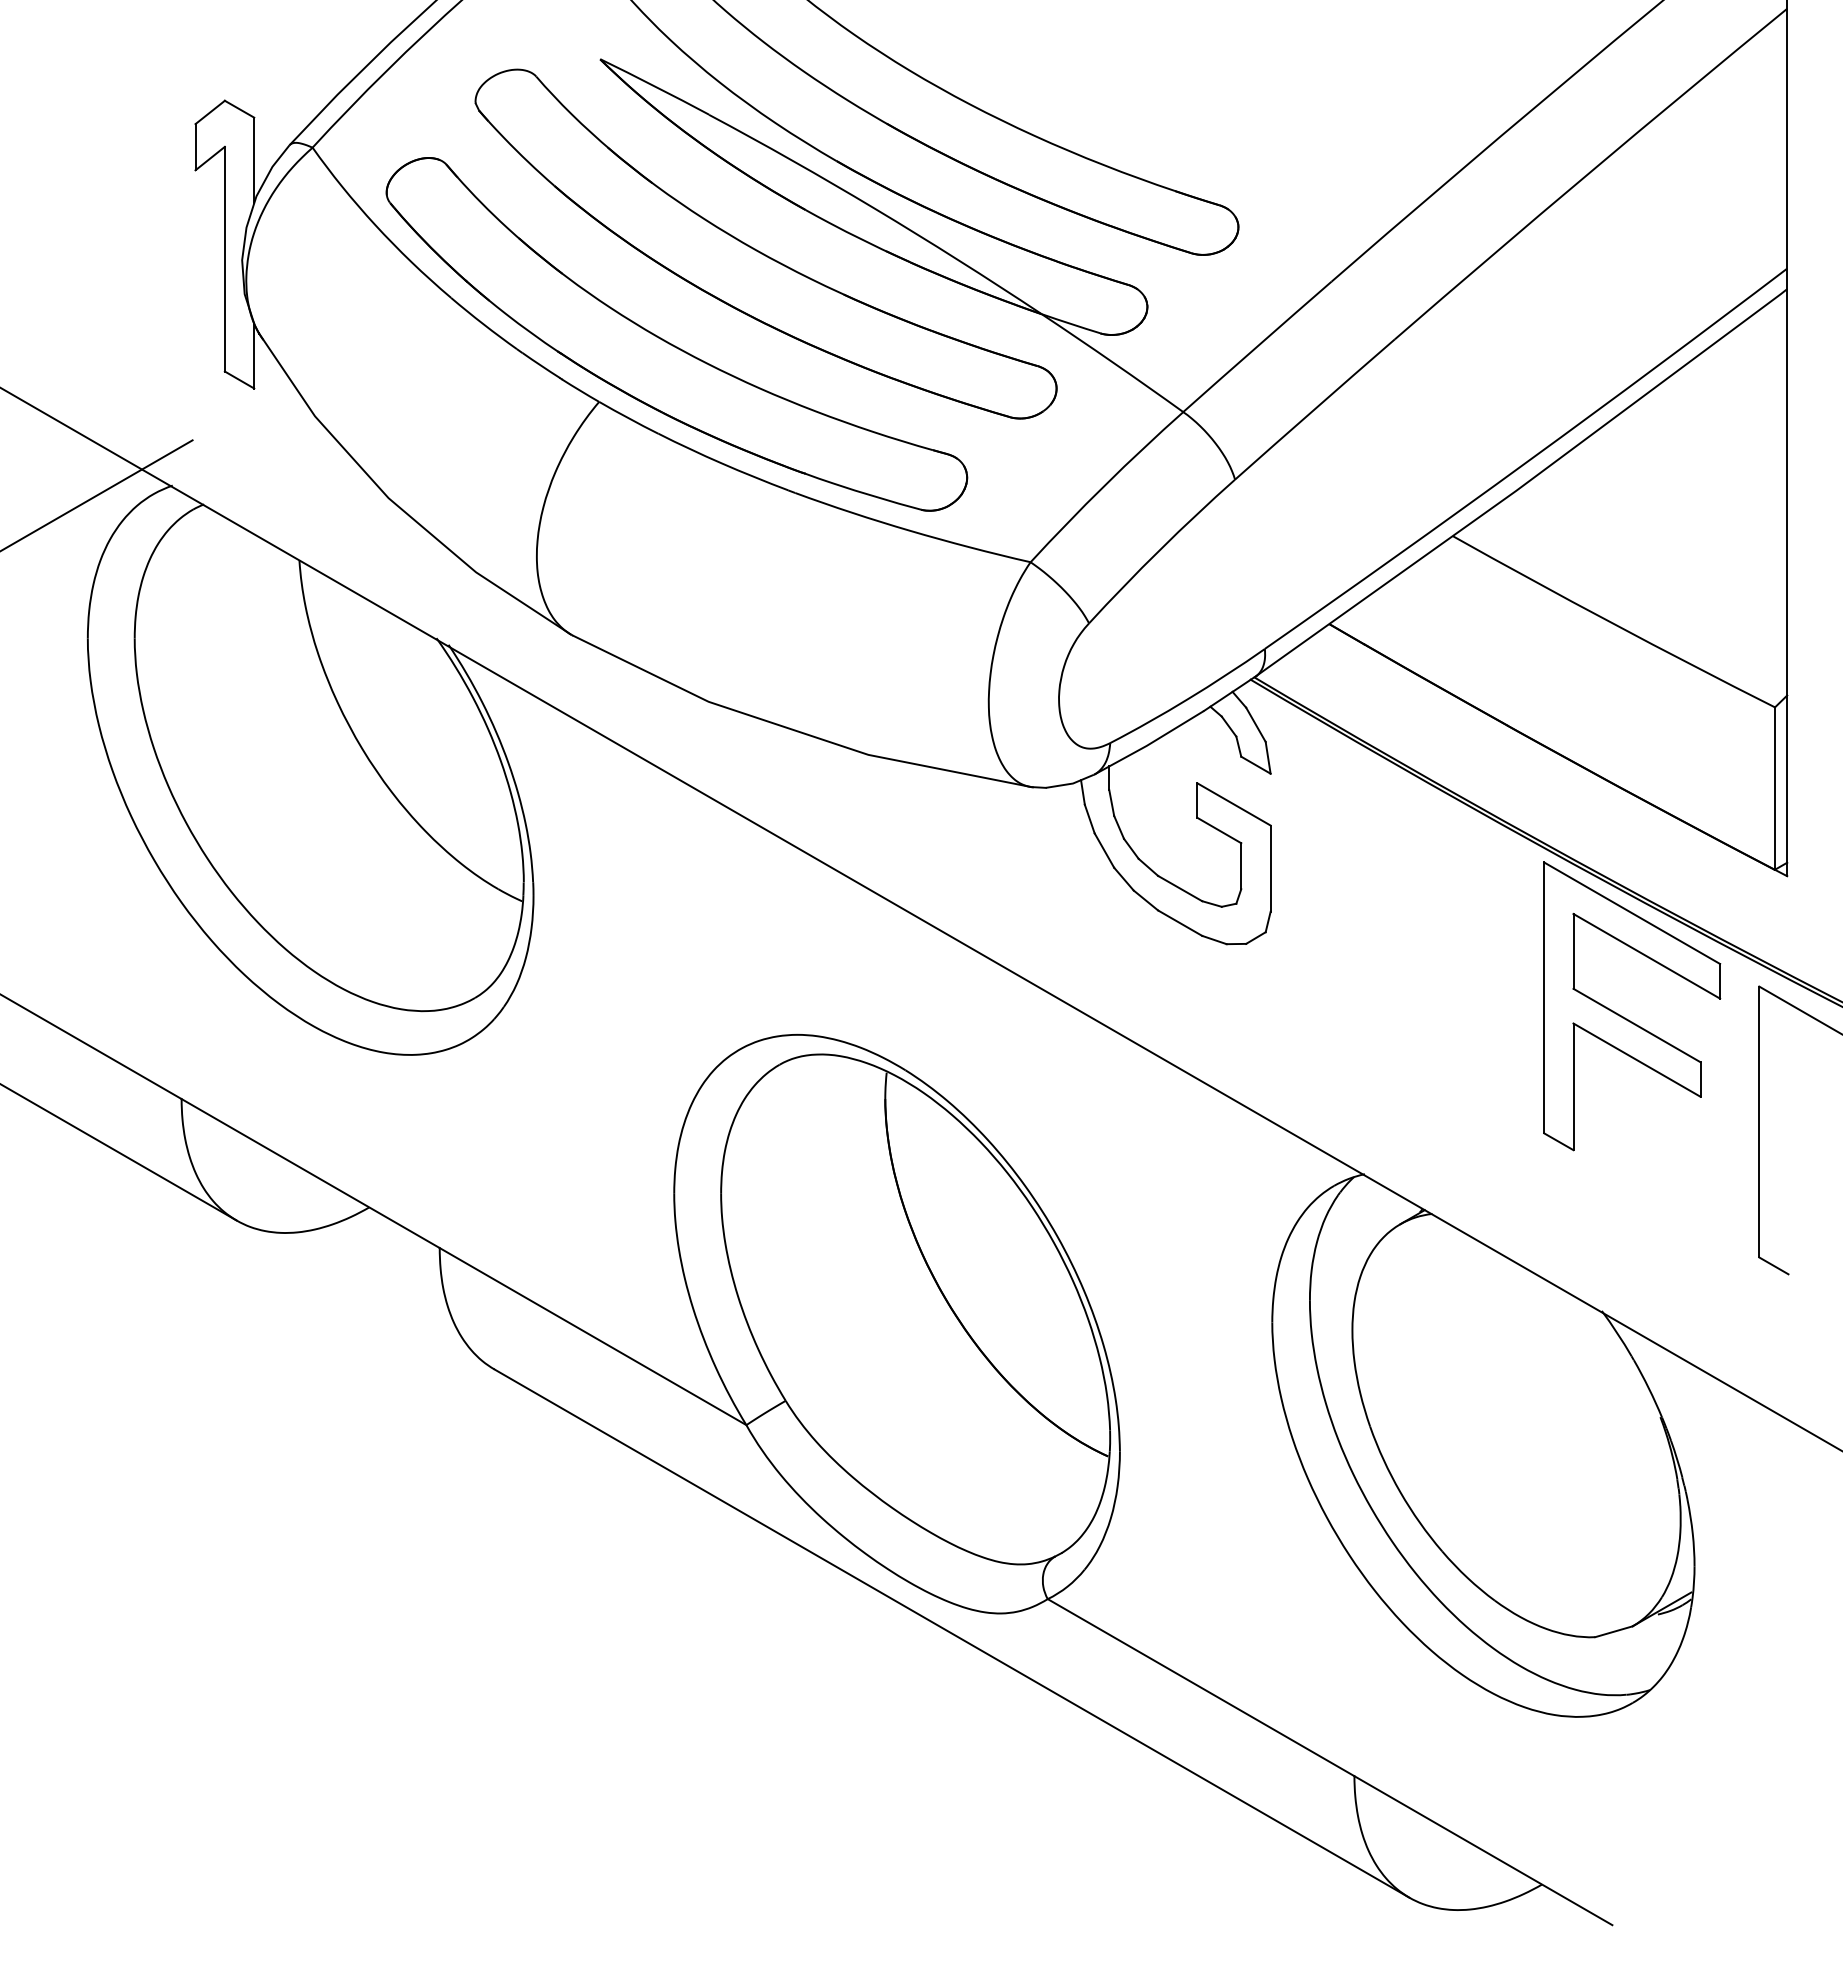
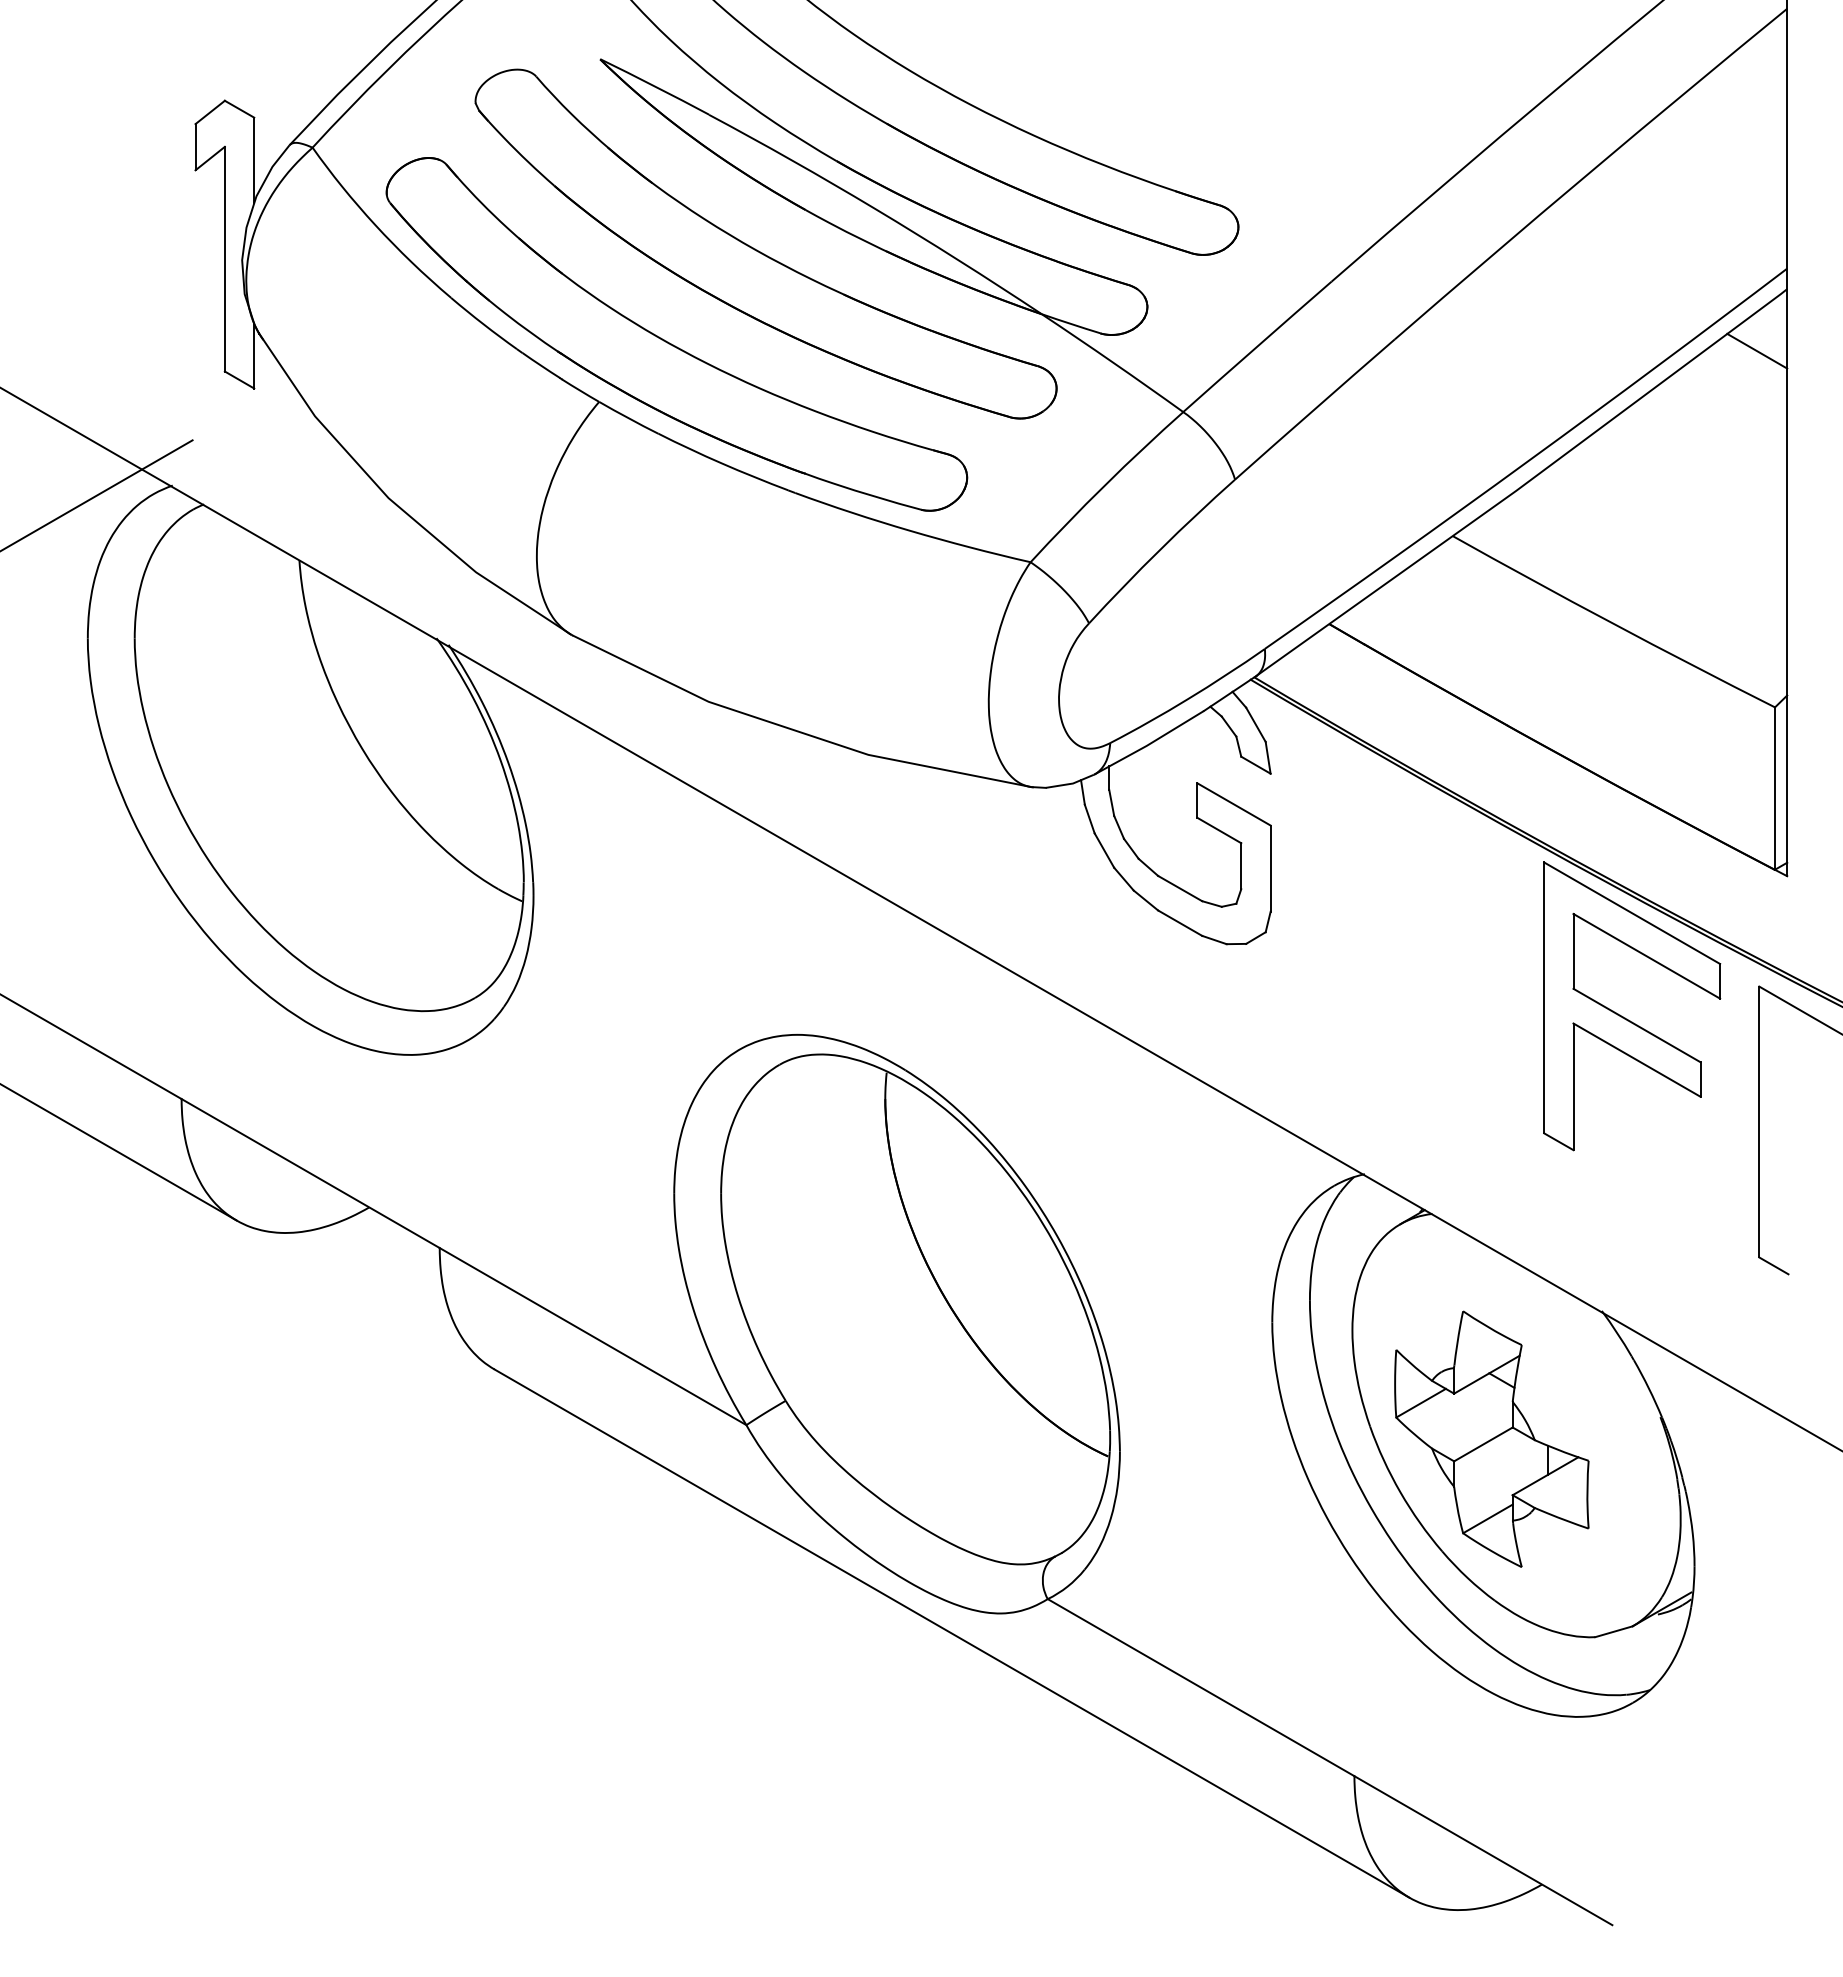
line: none -> present (1757, 350)
part: none -> present (1491, 1438)
